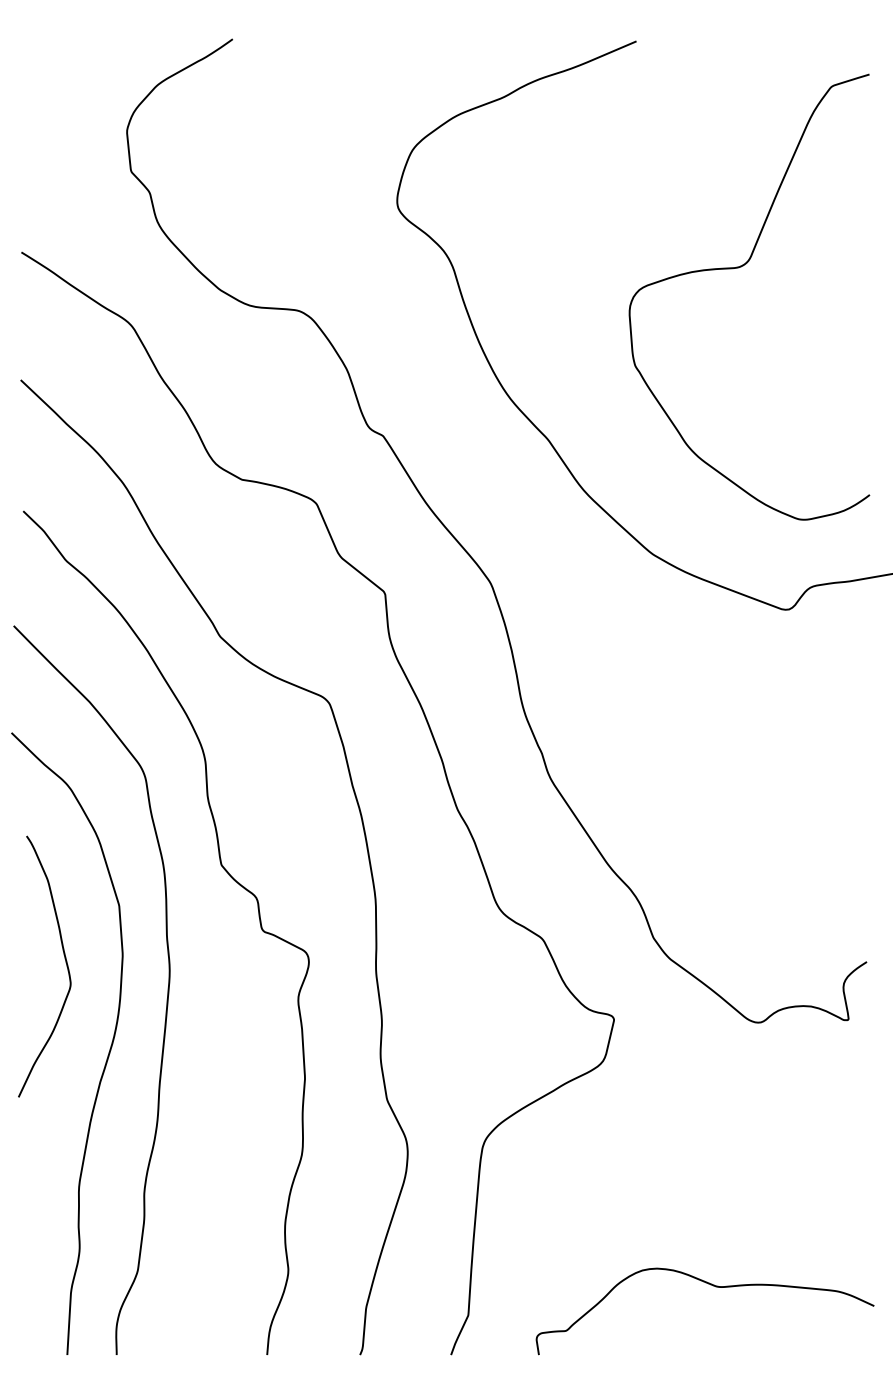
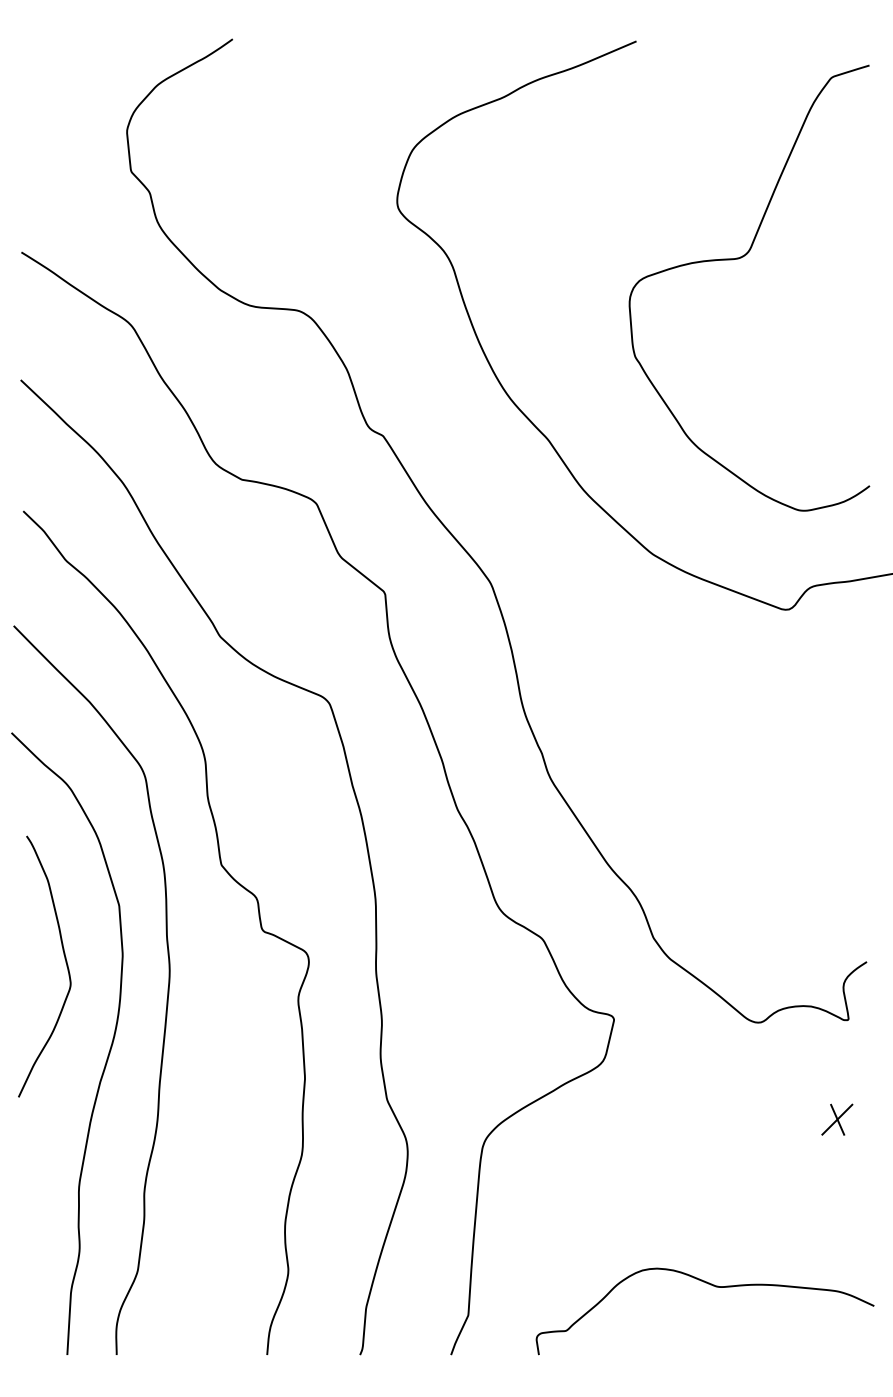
curve position: (741, 267) -> (741, 258) (741, 258)
part: none -> present (837, 1119)
